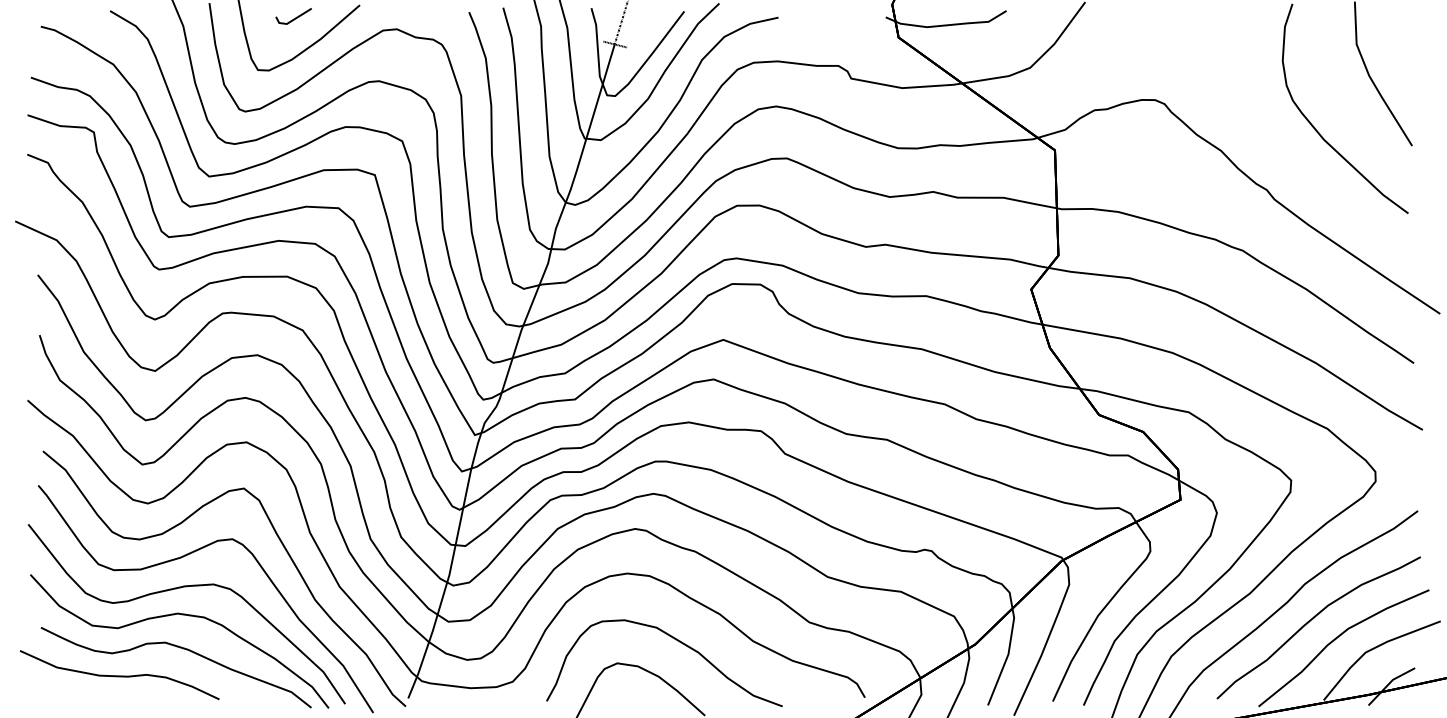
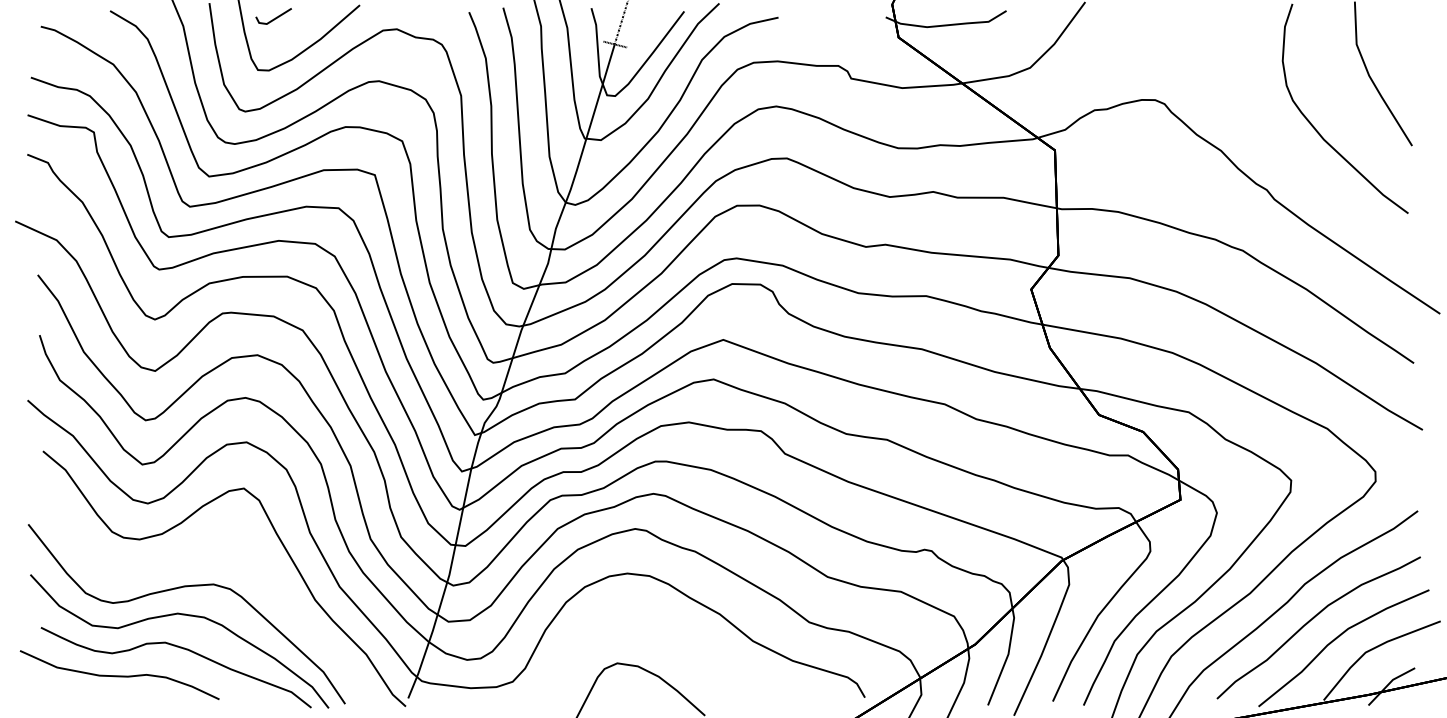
line position: (293, 18) -> (273, 18) (273, 18)
curve: present -> none (188, 555)
curve: present -> none (677, 641)
